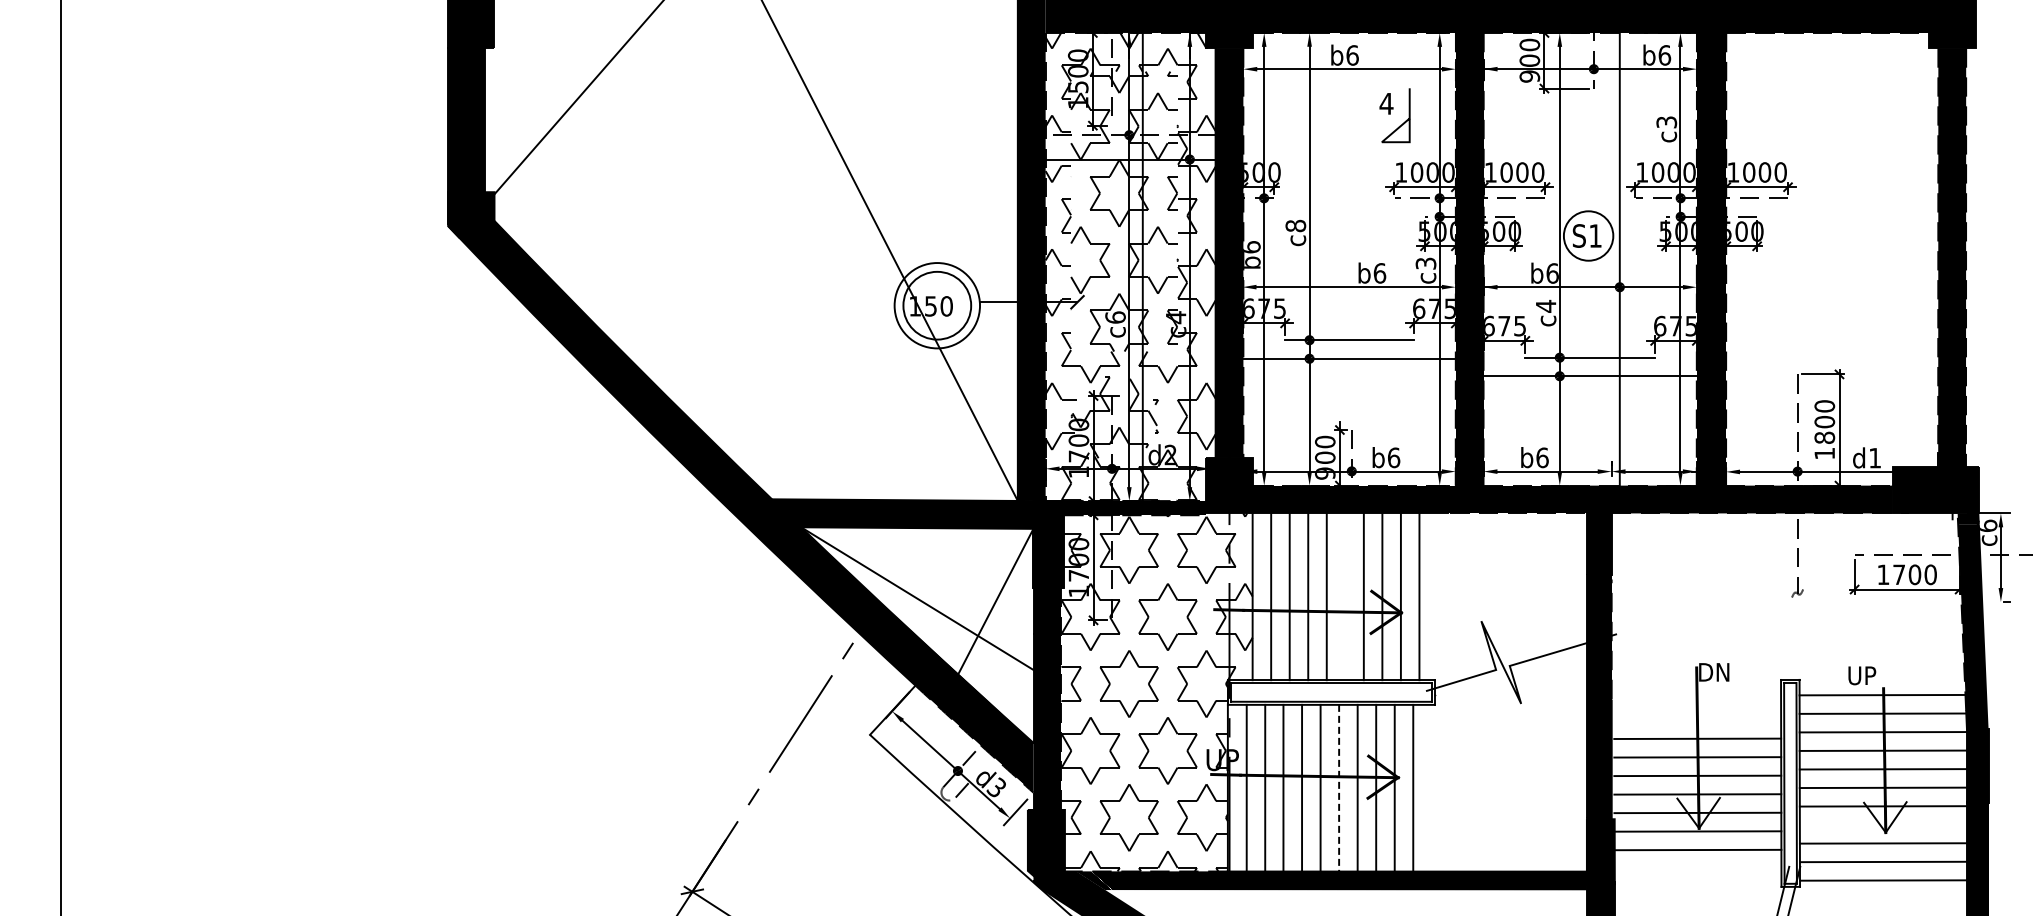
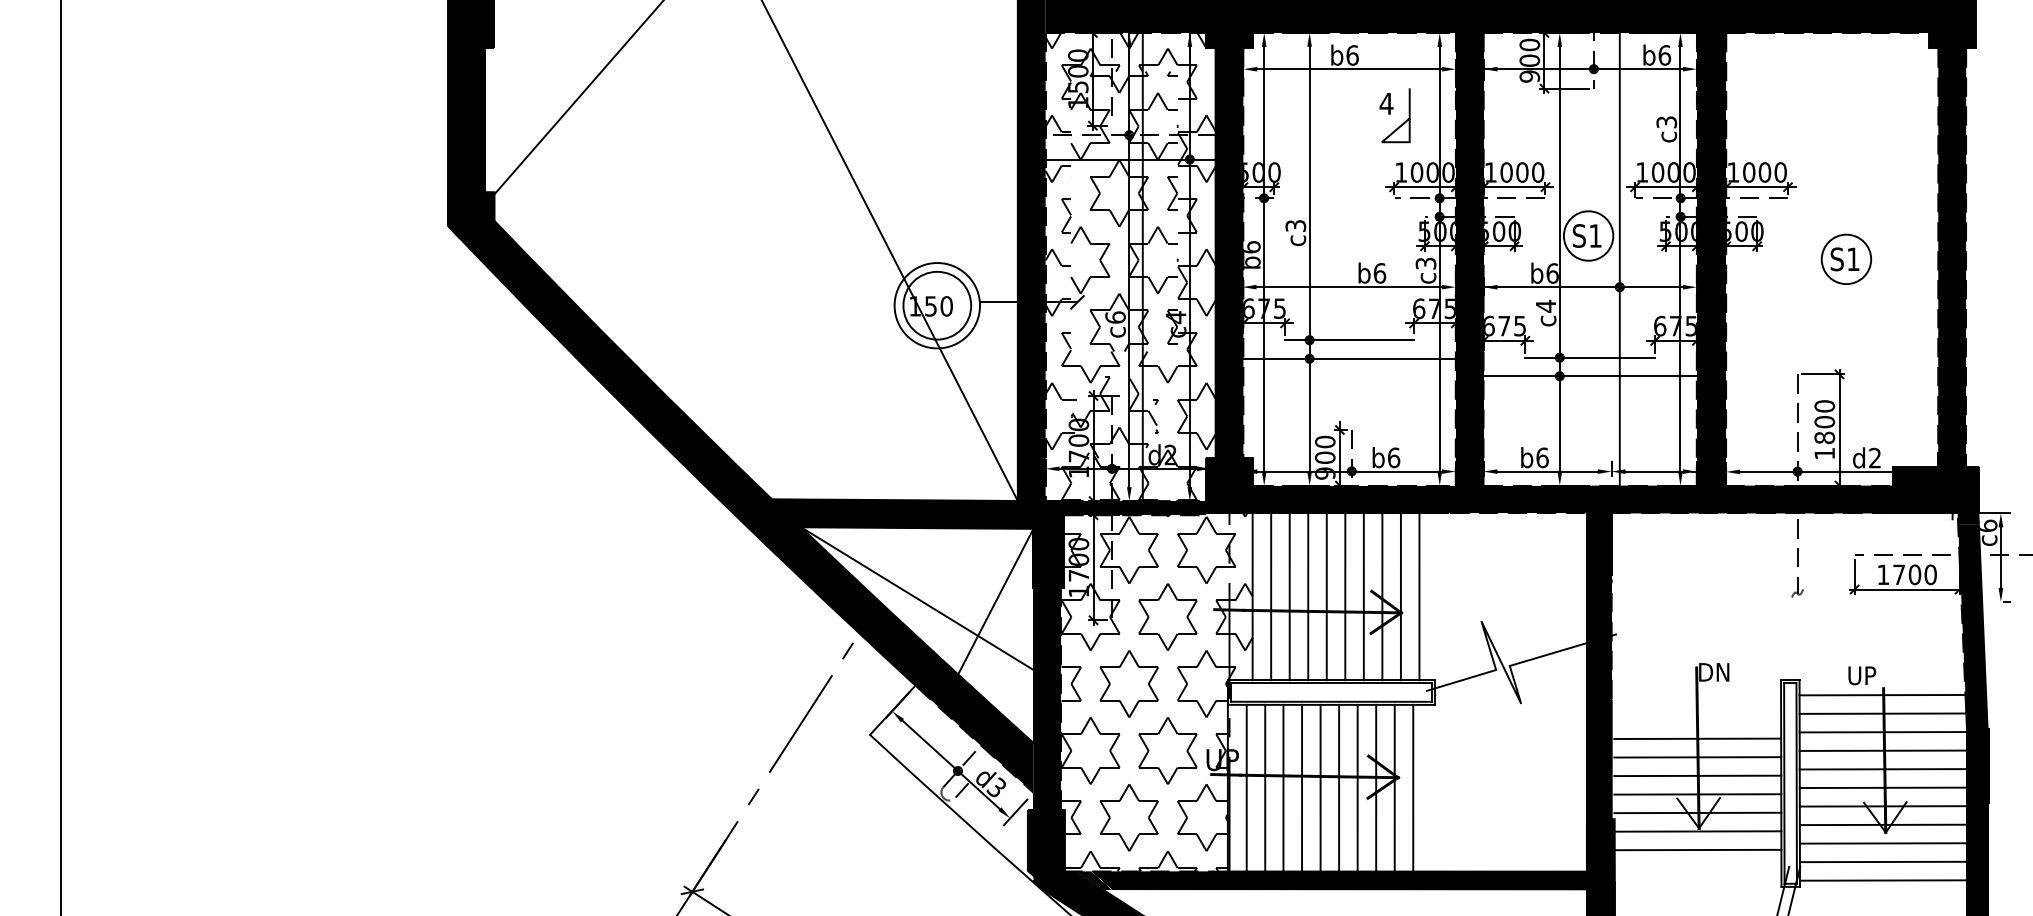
text: c8 -> c3 (1295, 225)
part: none -> present (1846, 258)
text: d1 -> d2 (1874, 457)
line: none -> present (1345, 596)
line: dashed -> solid (1339, 788)
line: none -> present (1882, 824)
